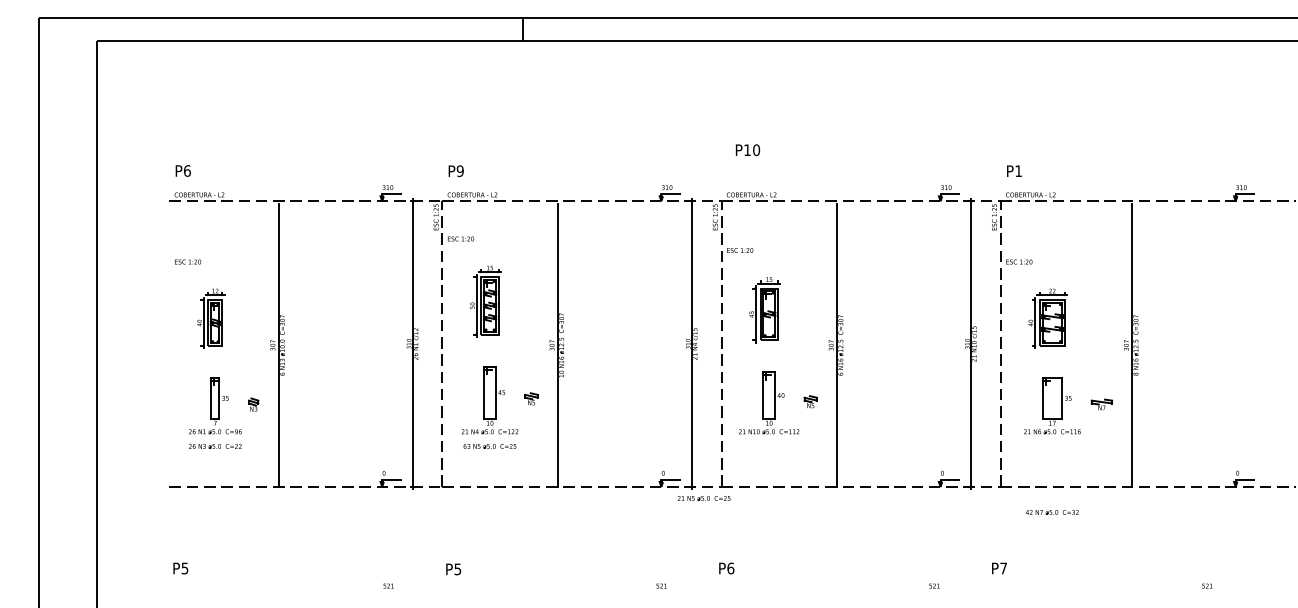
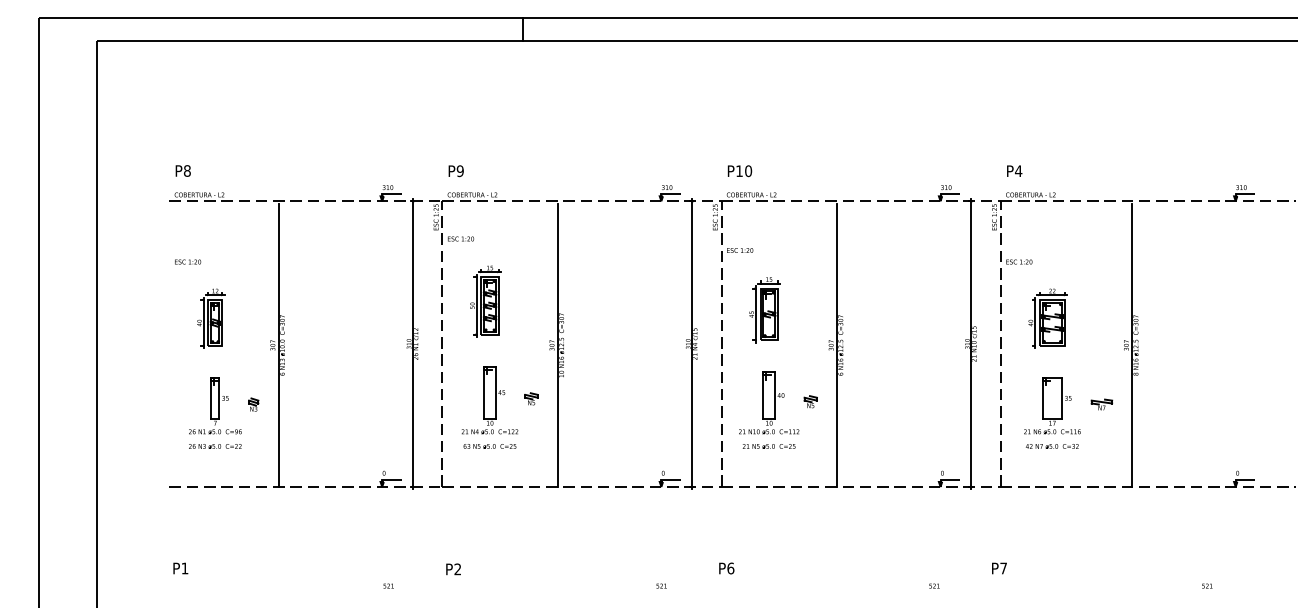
text position: (747, 150) -> (739, 171) (739, 171)
text: P6 -> P8 (186, 170)
text: P1 -> P4 (1018, 170)
text position: (703, 498) -> (768, 446) (768, 446)
text position: (1052, 512) -> (1052, 446) (1052, 446)
text: P5 -> P1 (184, 568)
text: P5 -> P2 (457, 569)
